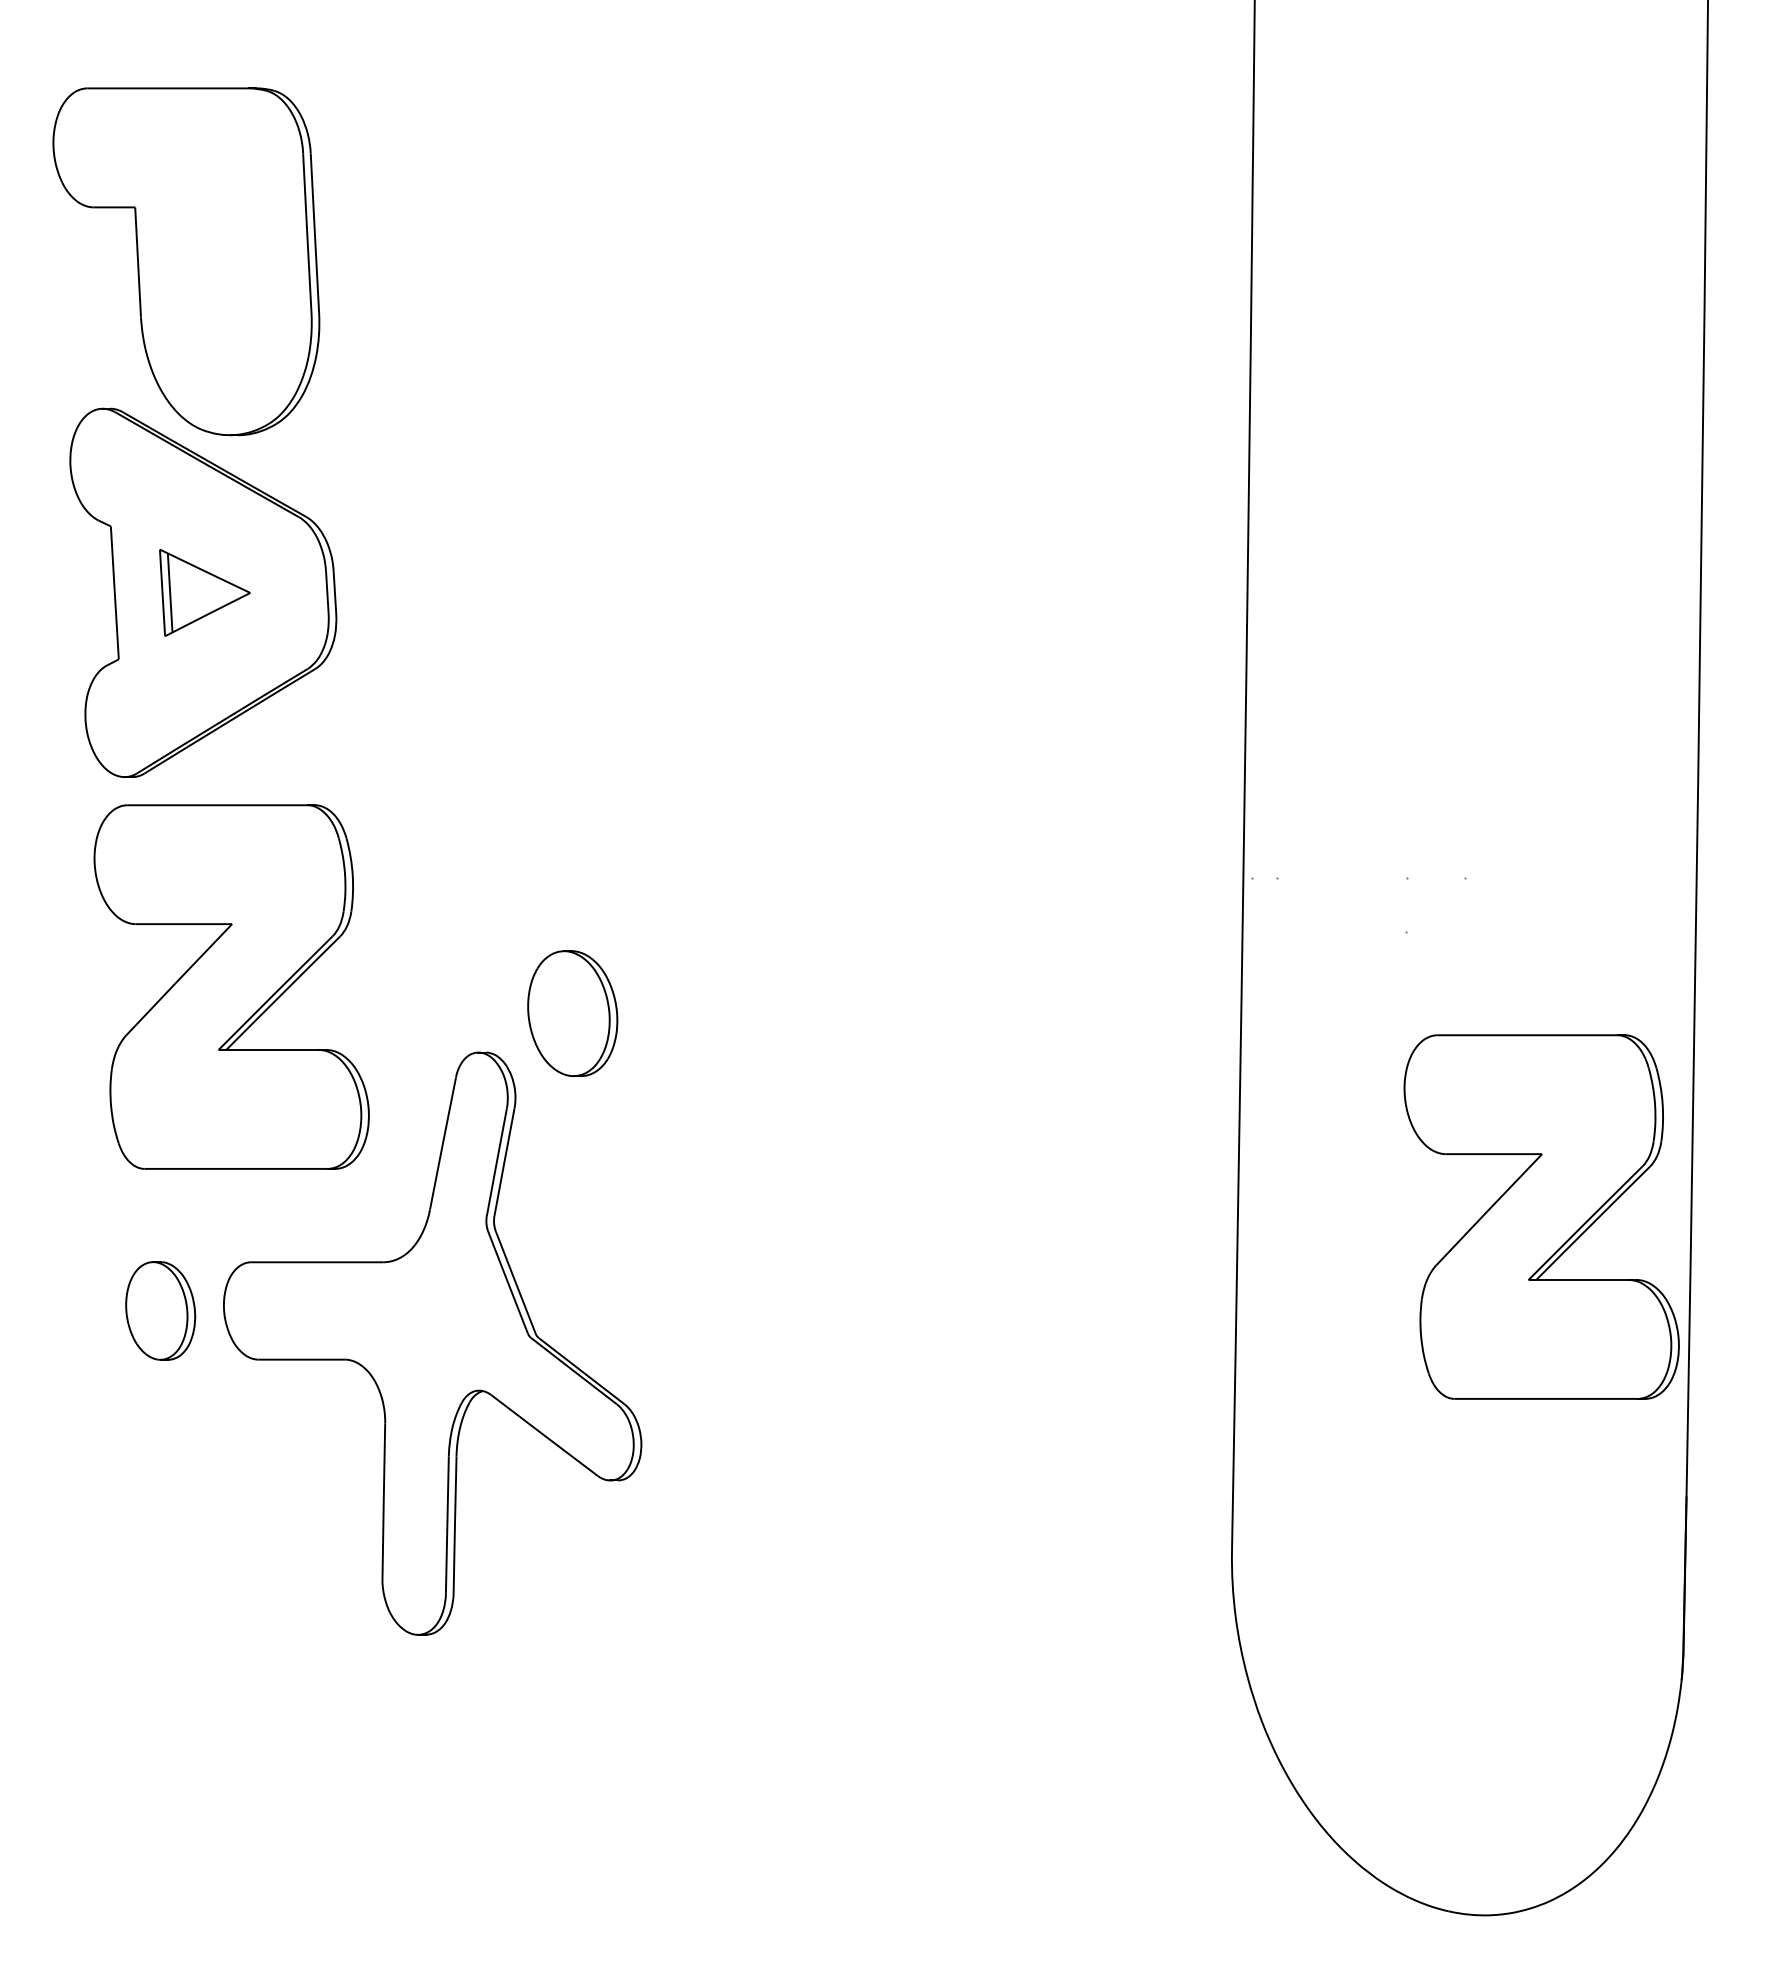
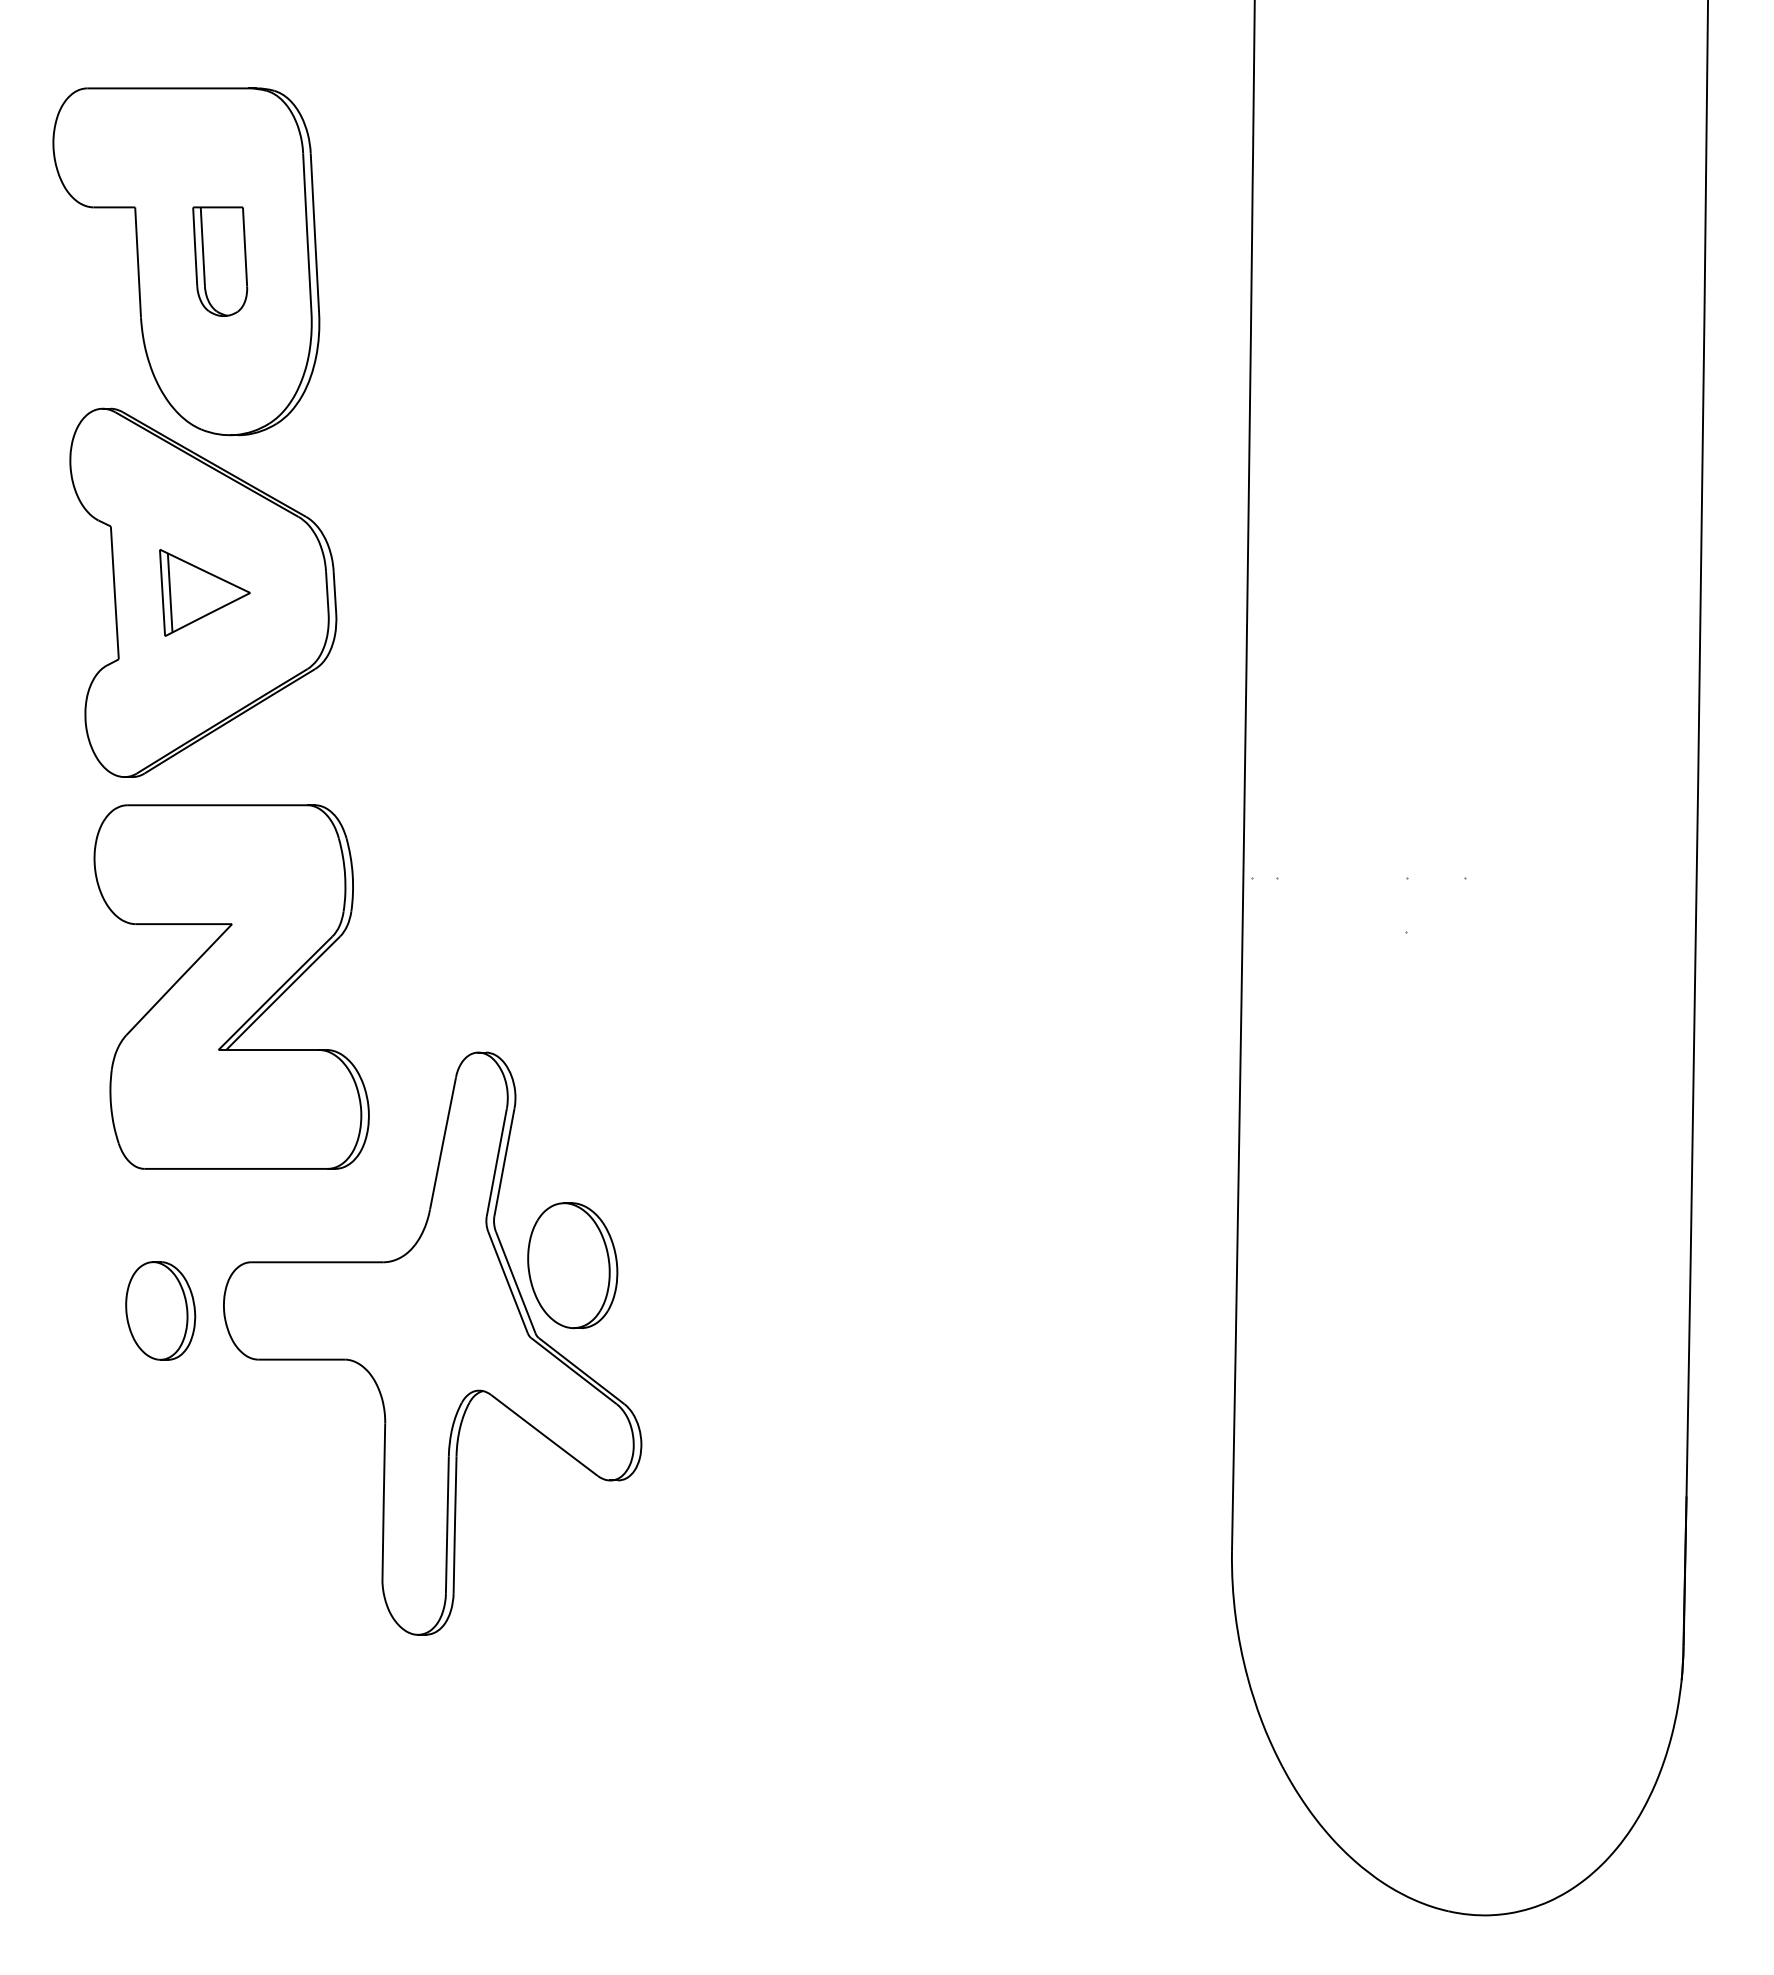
part: none -> present (220, 261)
part position: (572, 1013) -> (572, 1265) (572, 1265)
part: present -> none (1541, 1216)
